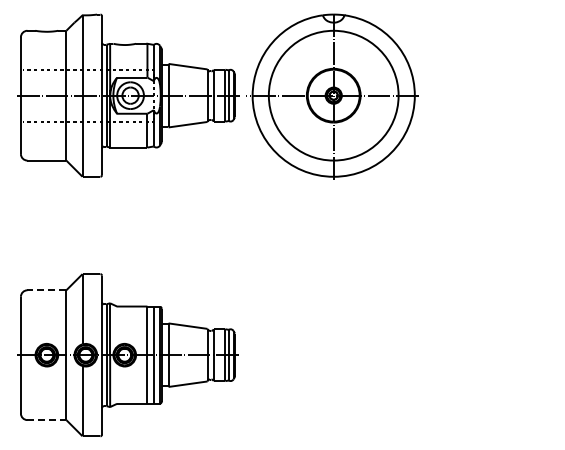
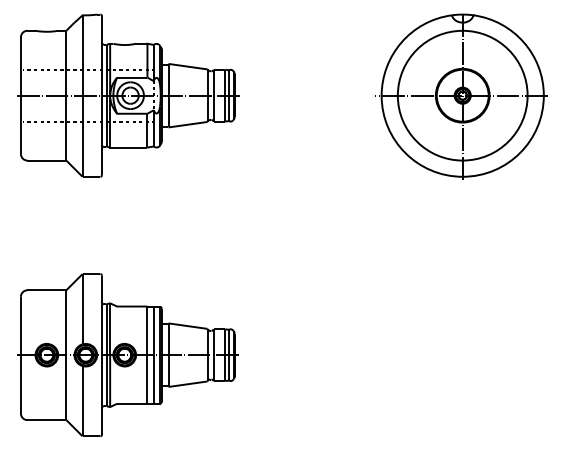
part position: (332, 96) -> (461, 96) (461, 96)
line: dashed -> solid (46, 290)
line: dashed -> solid (47, 420)
